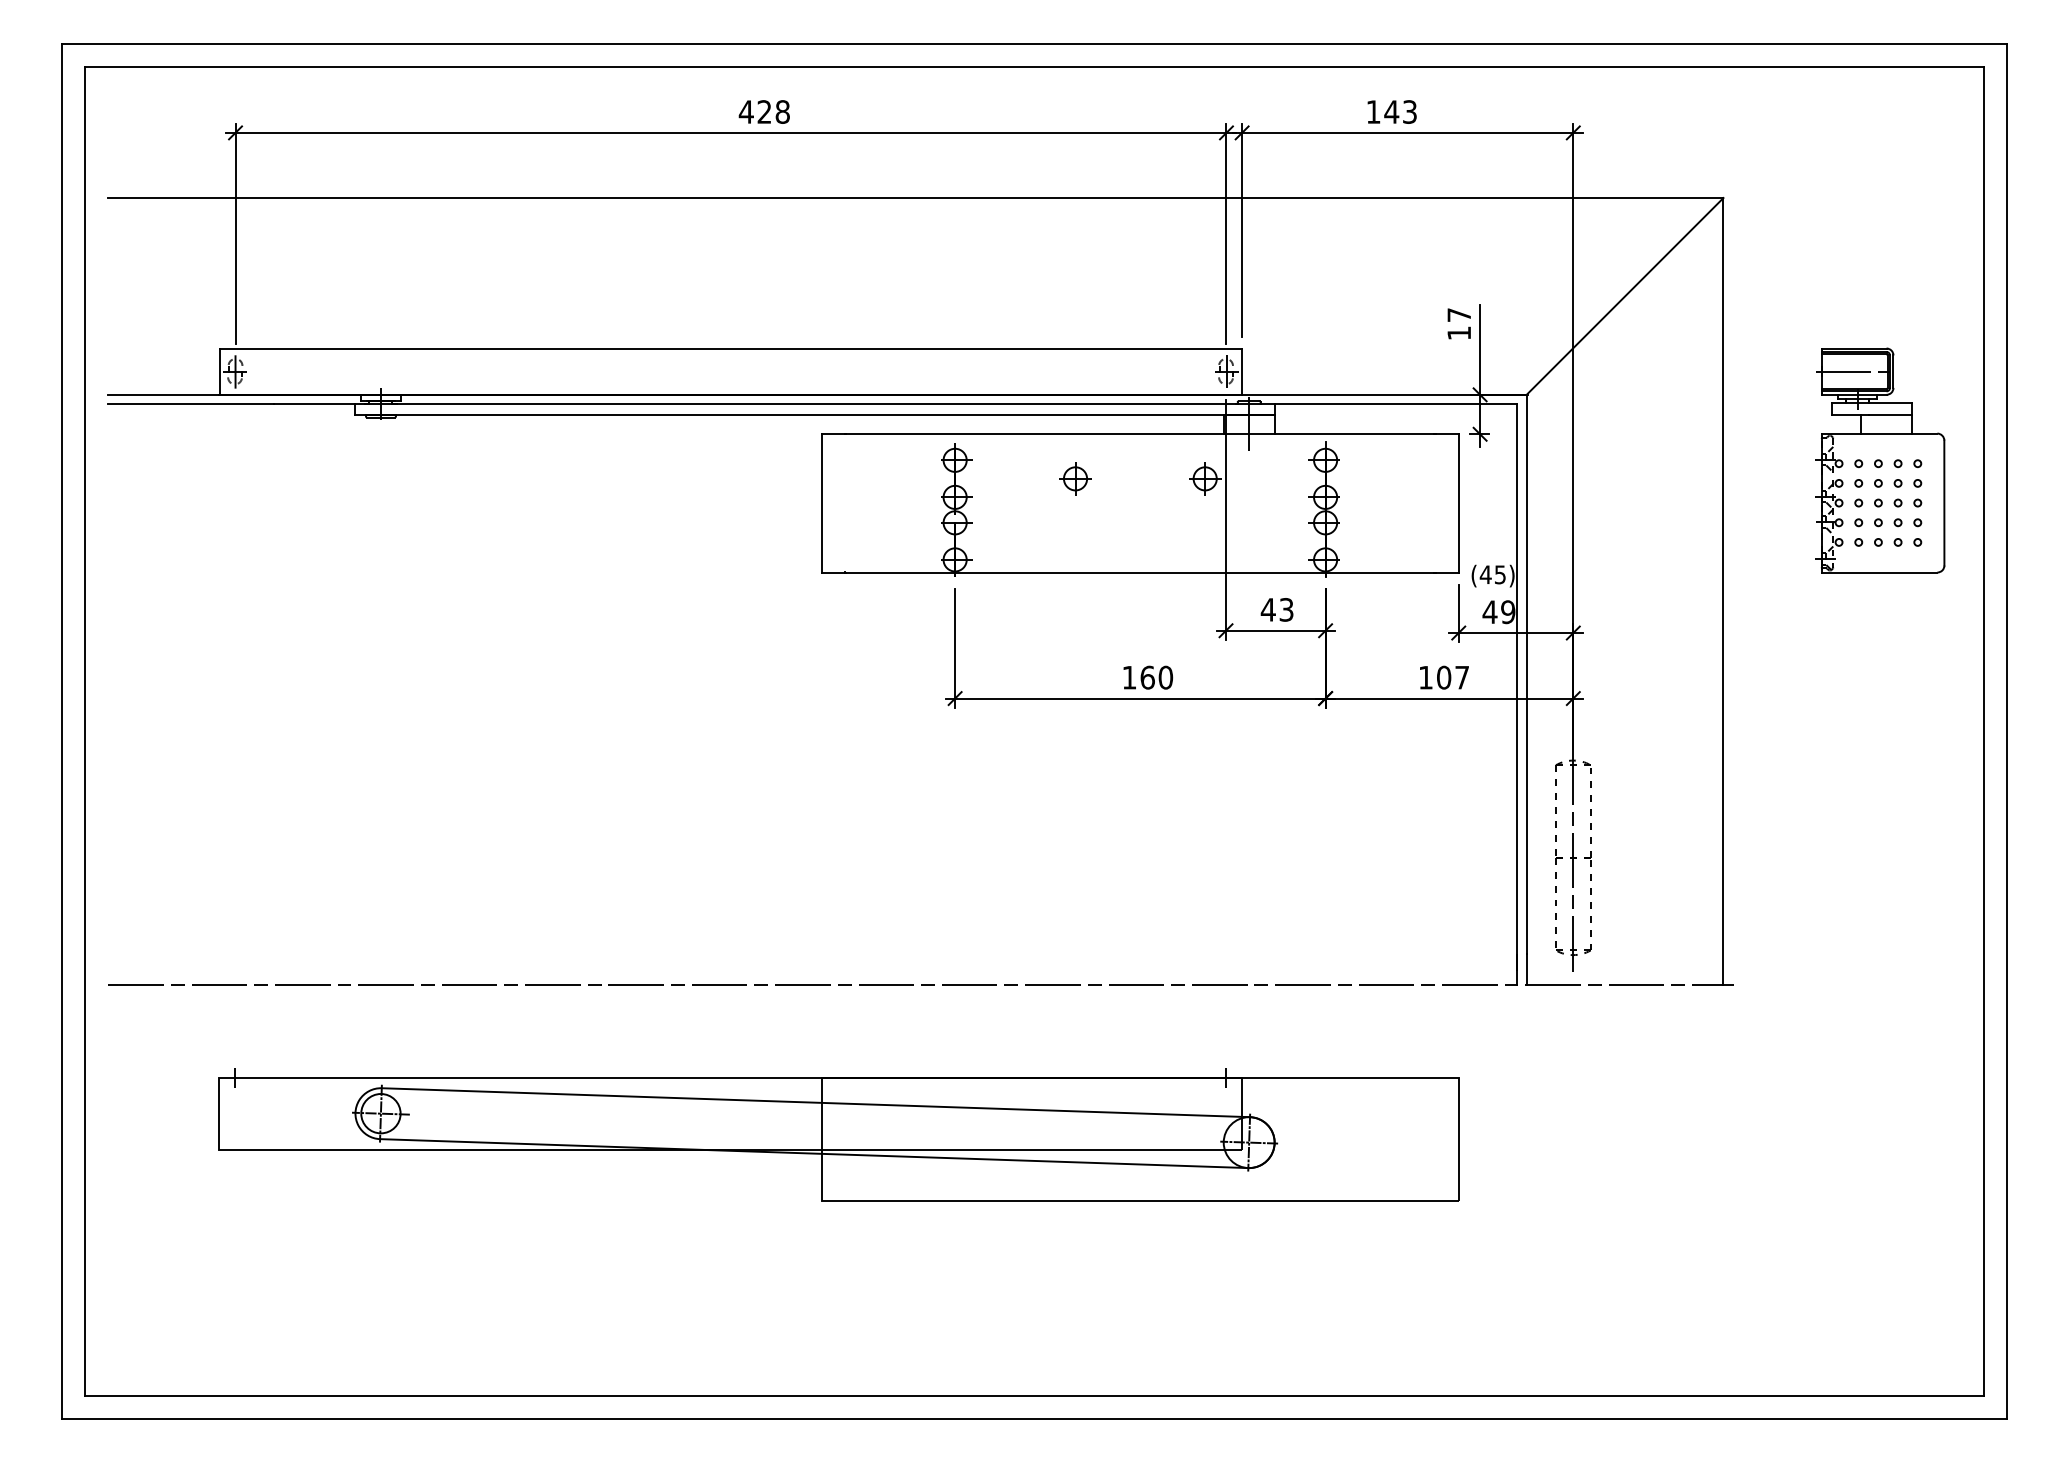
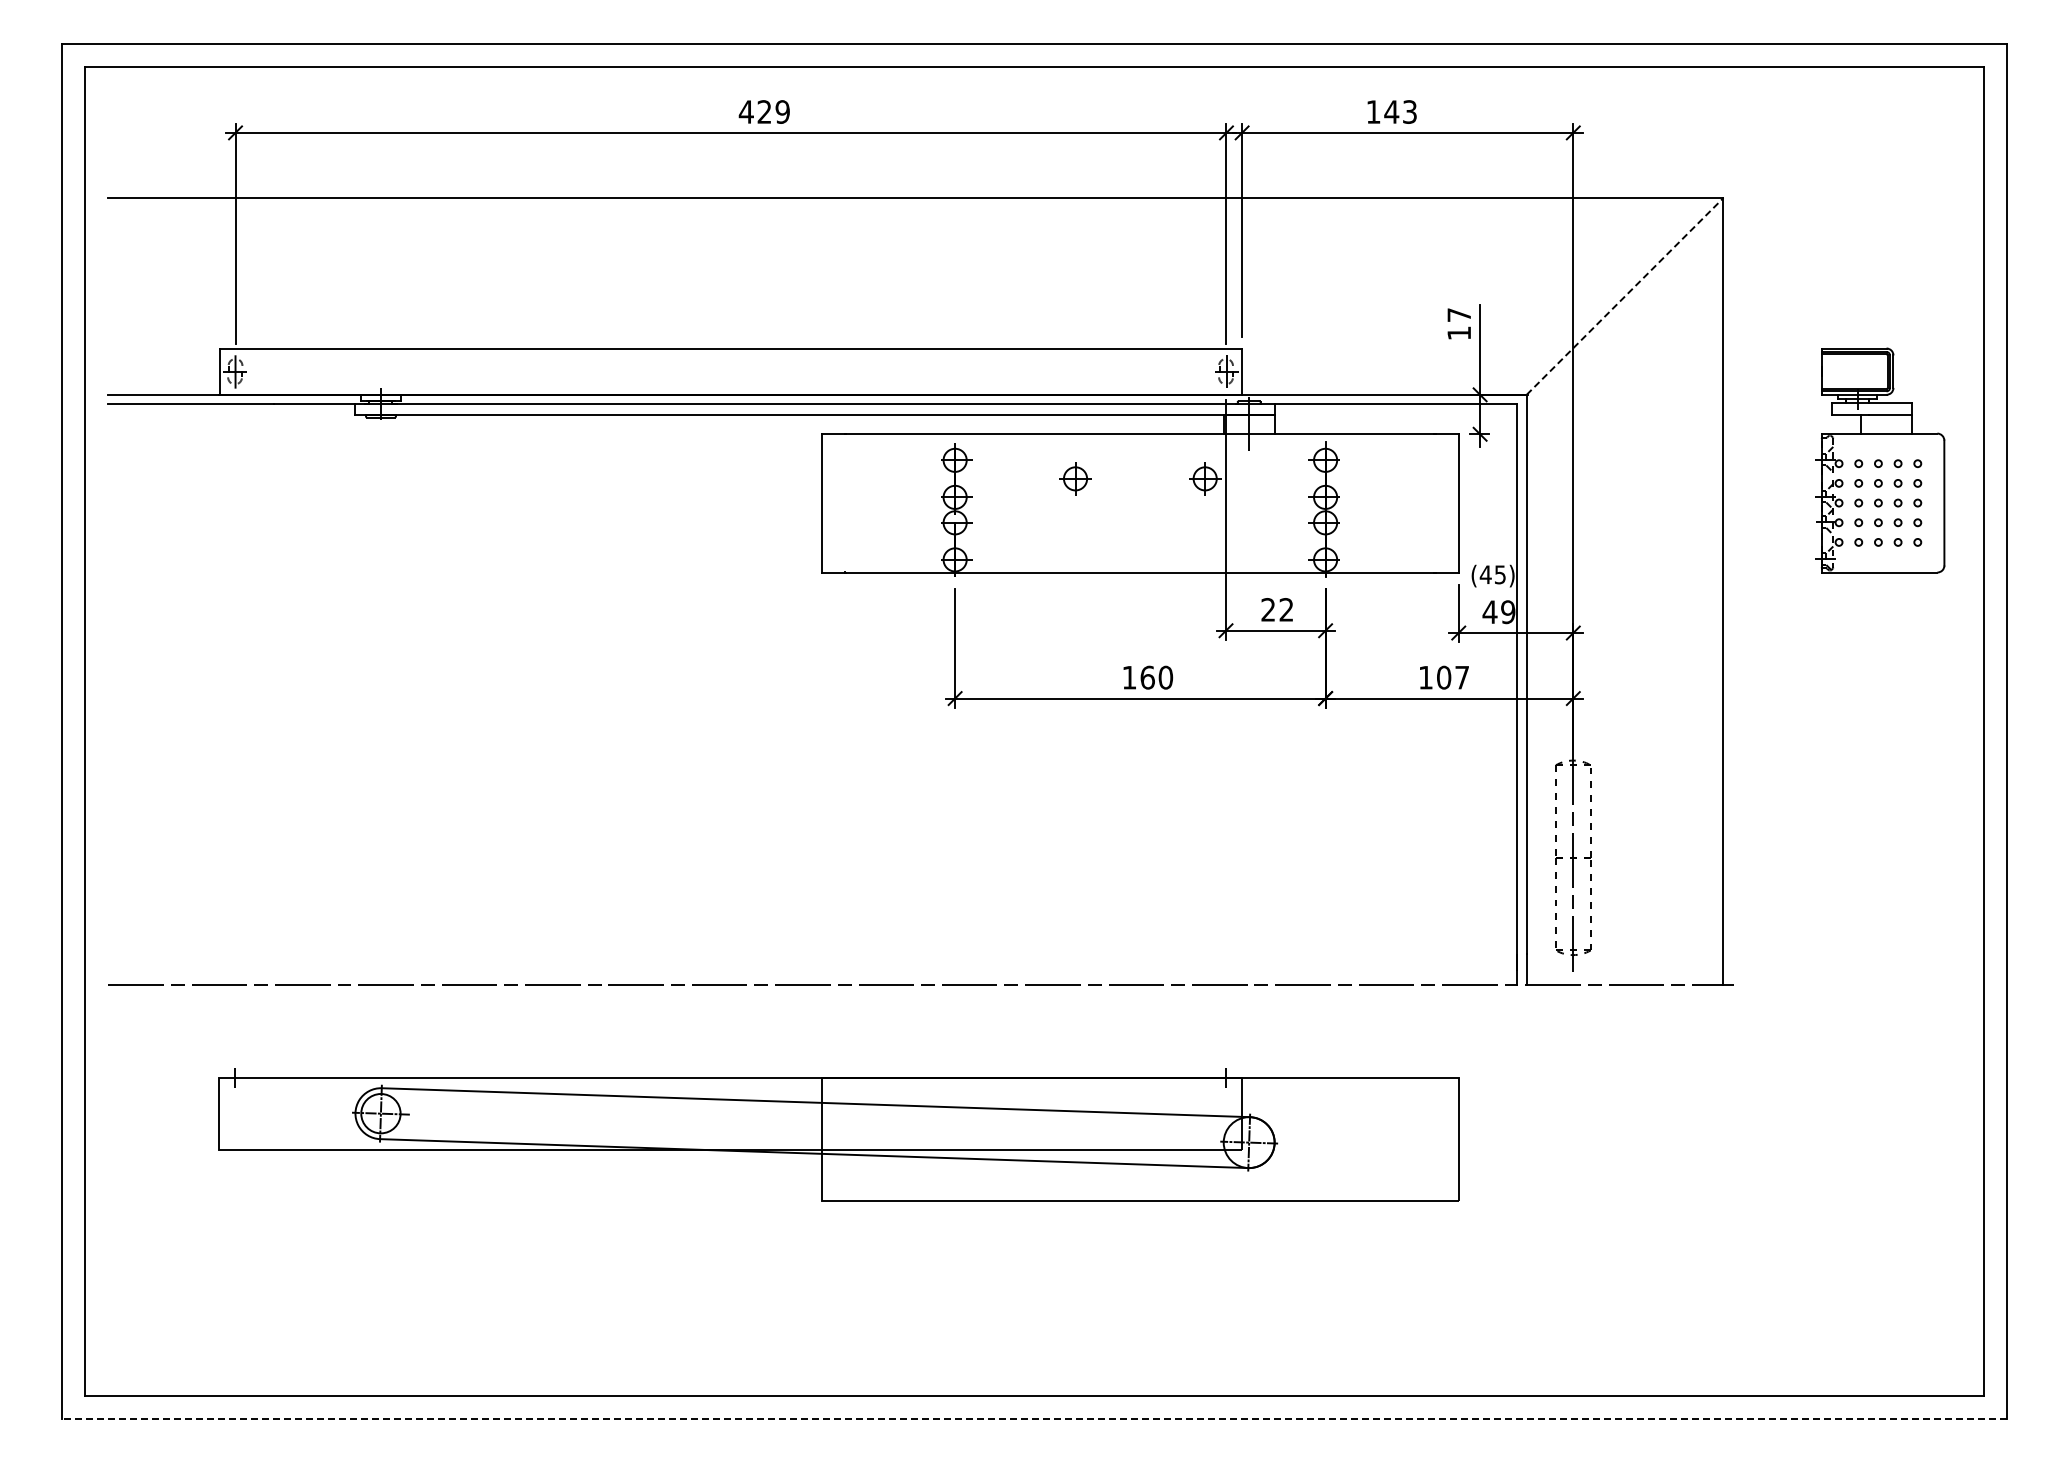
text: 428 -> 429 (782, 111)
line: solid -> dashed (1625, 296)
line: present -> none (1852, 371)
text: 43 -> 22 (1276, 609)
line: solid -> dashed (1034, 1419)
